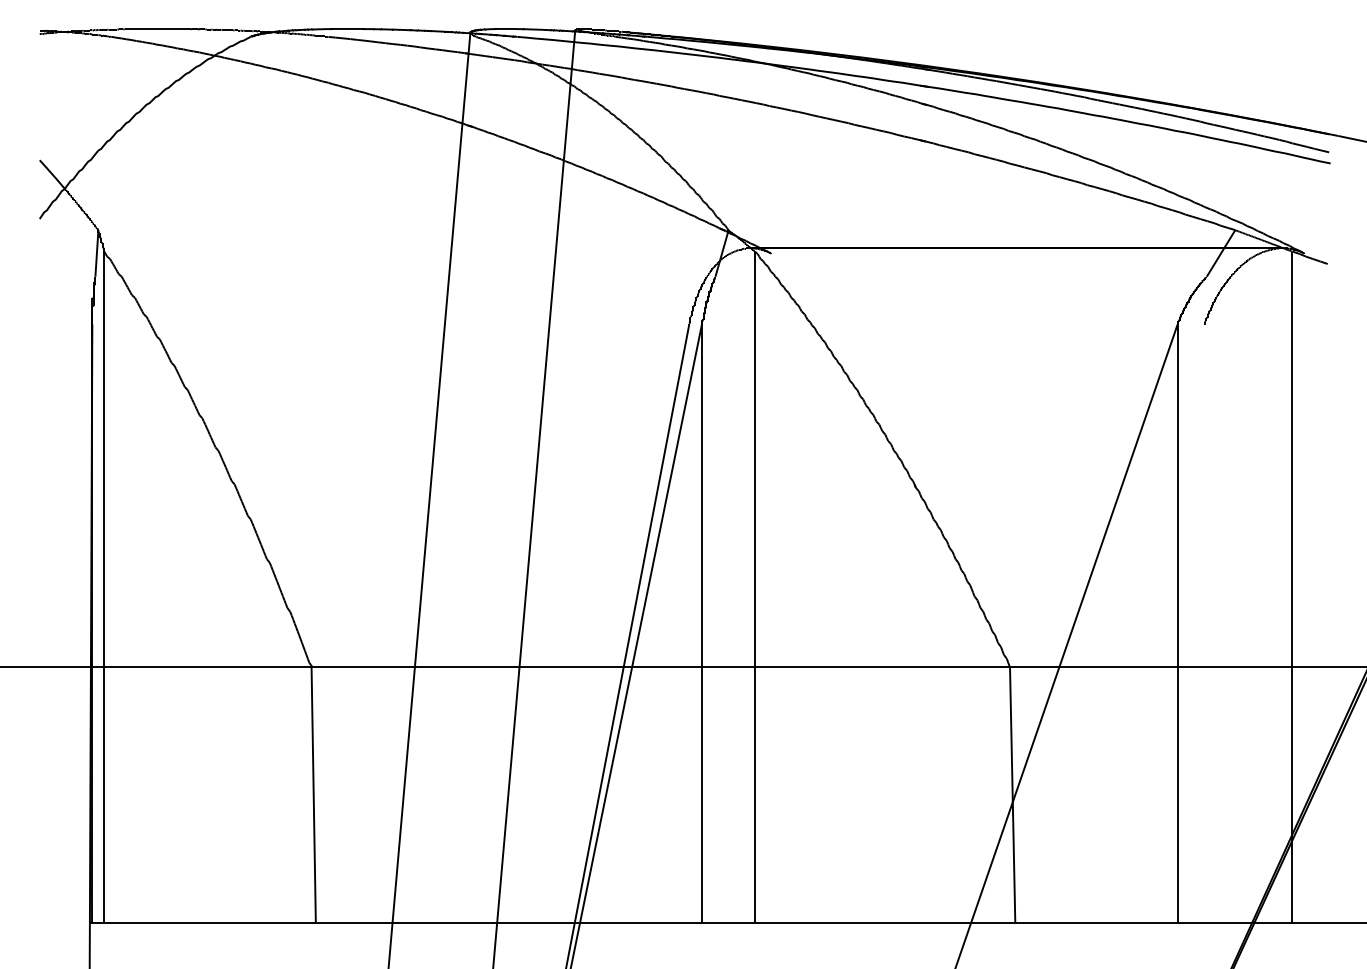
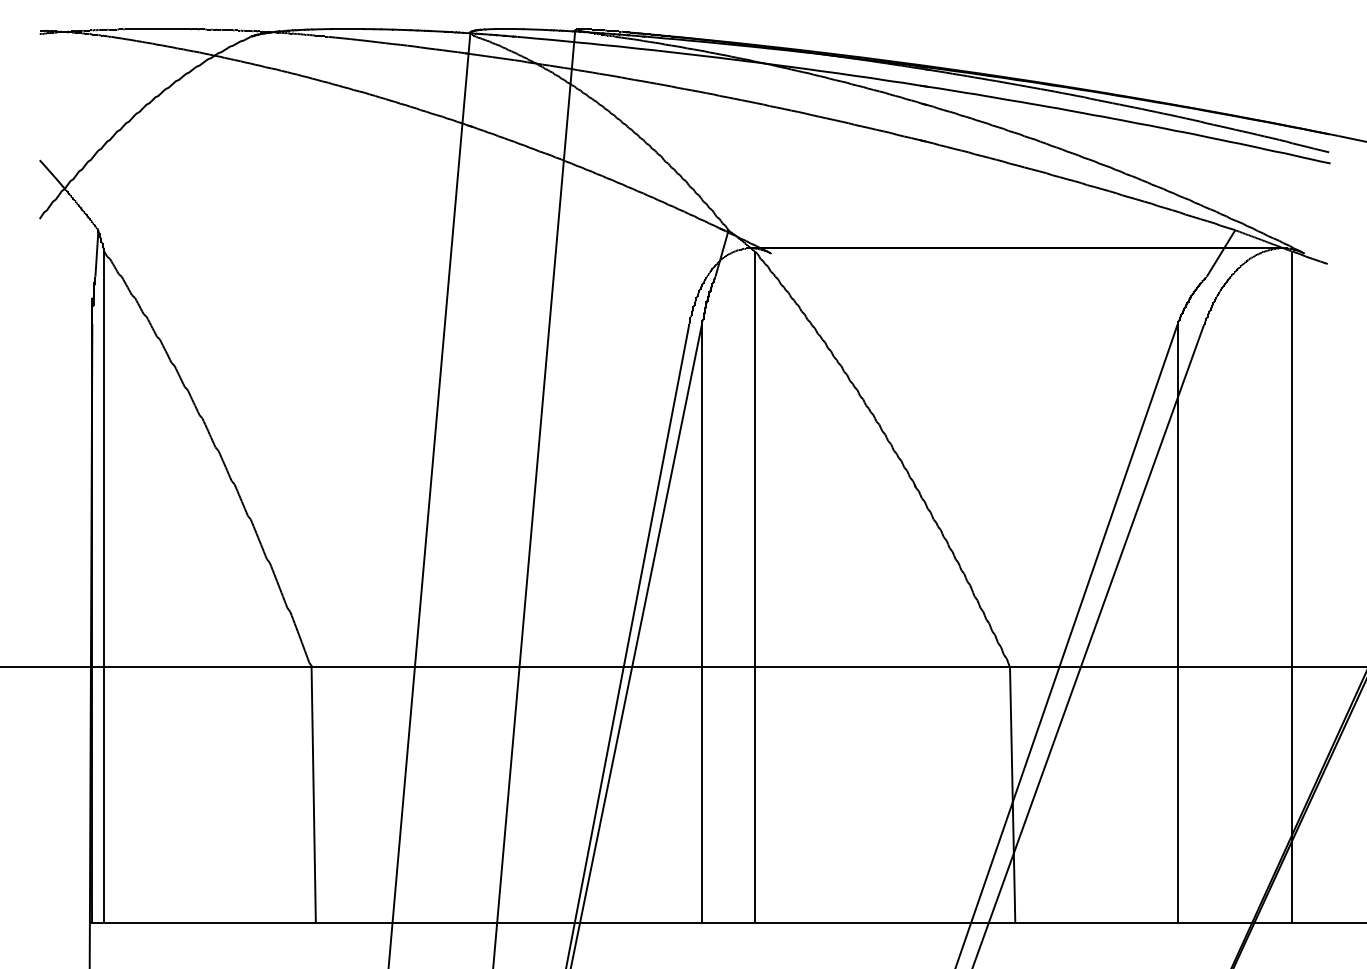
line: none -> present (1088, 644)
